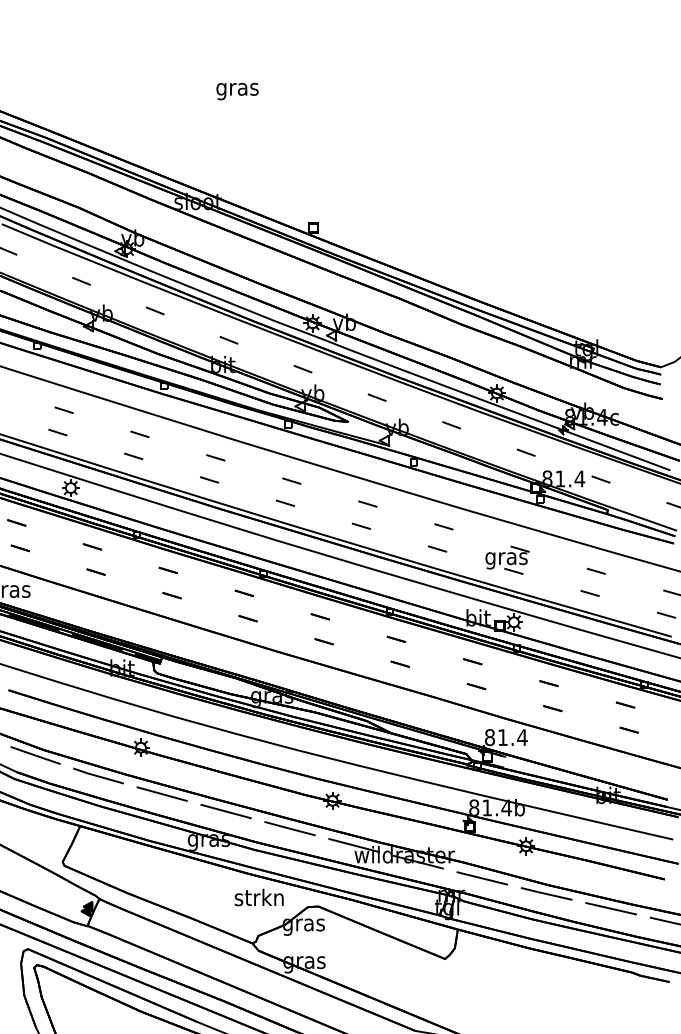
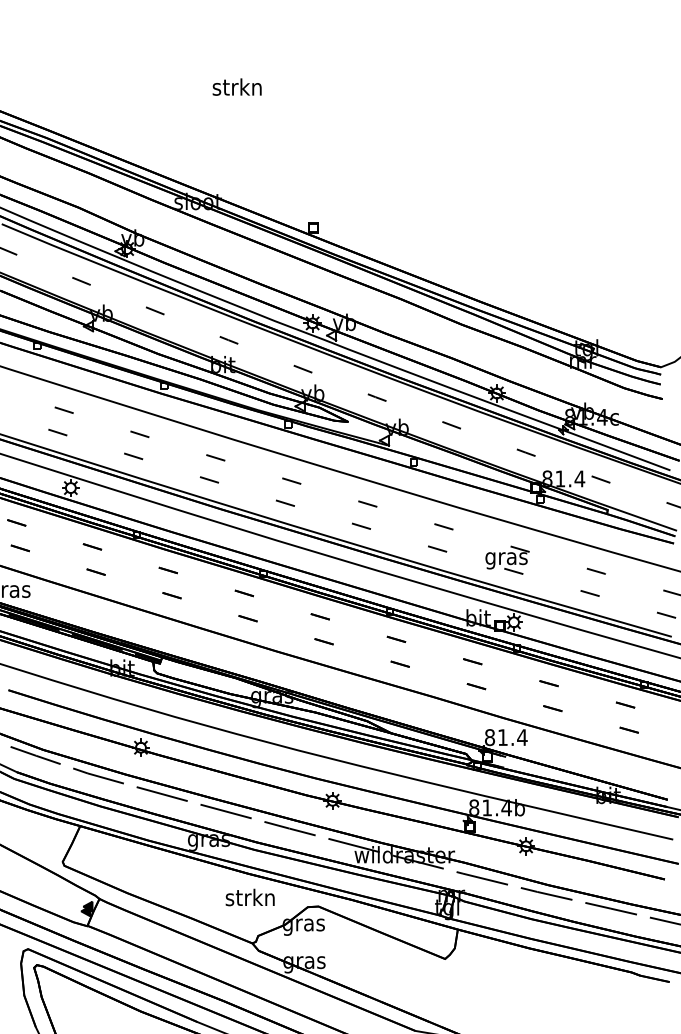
text: gras -> strkn (236, 89)
text position: (258, 897) -> (249, 897) (249, 897)
